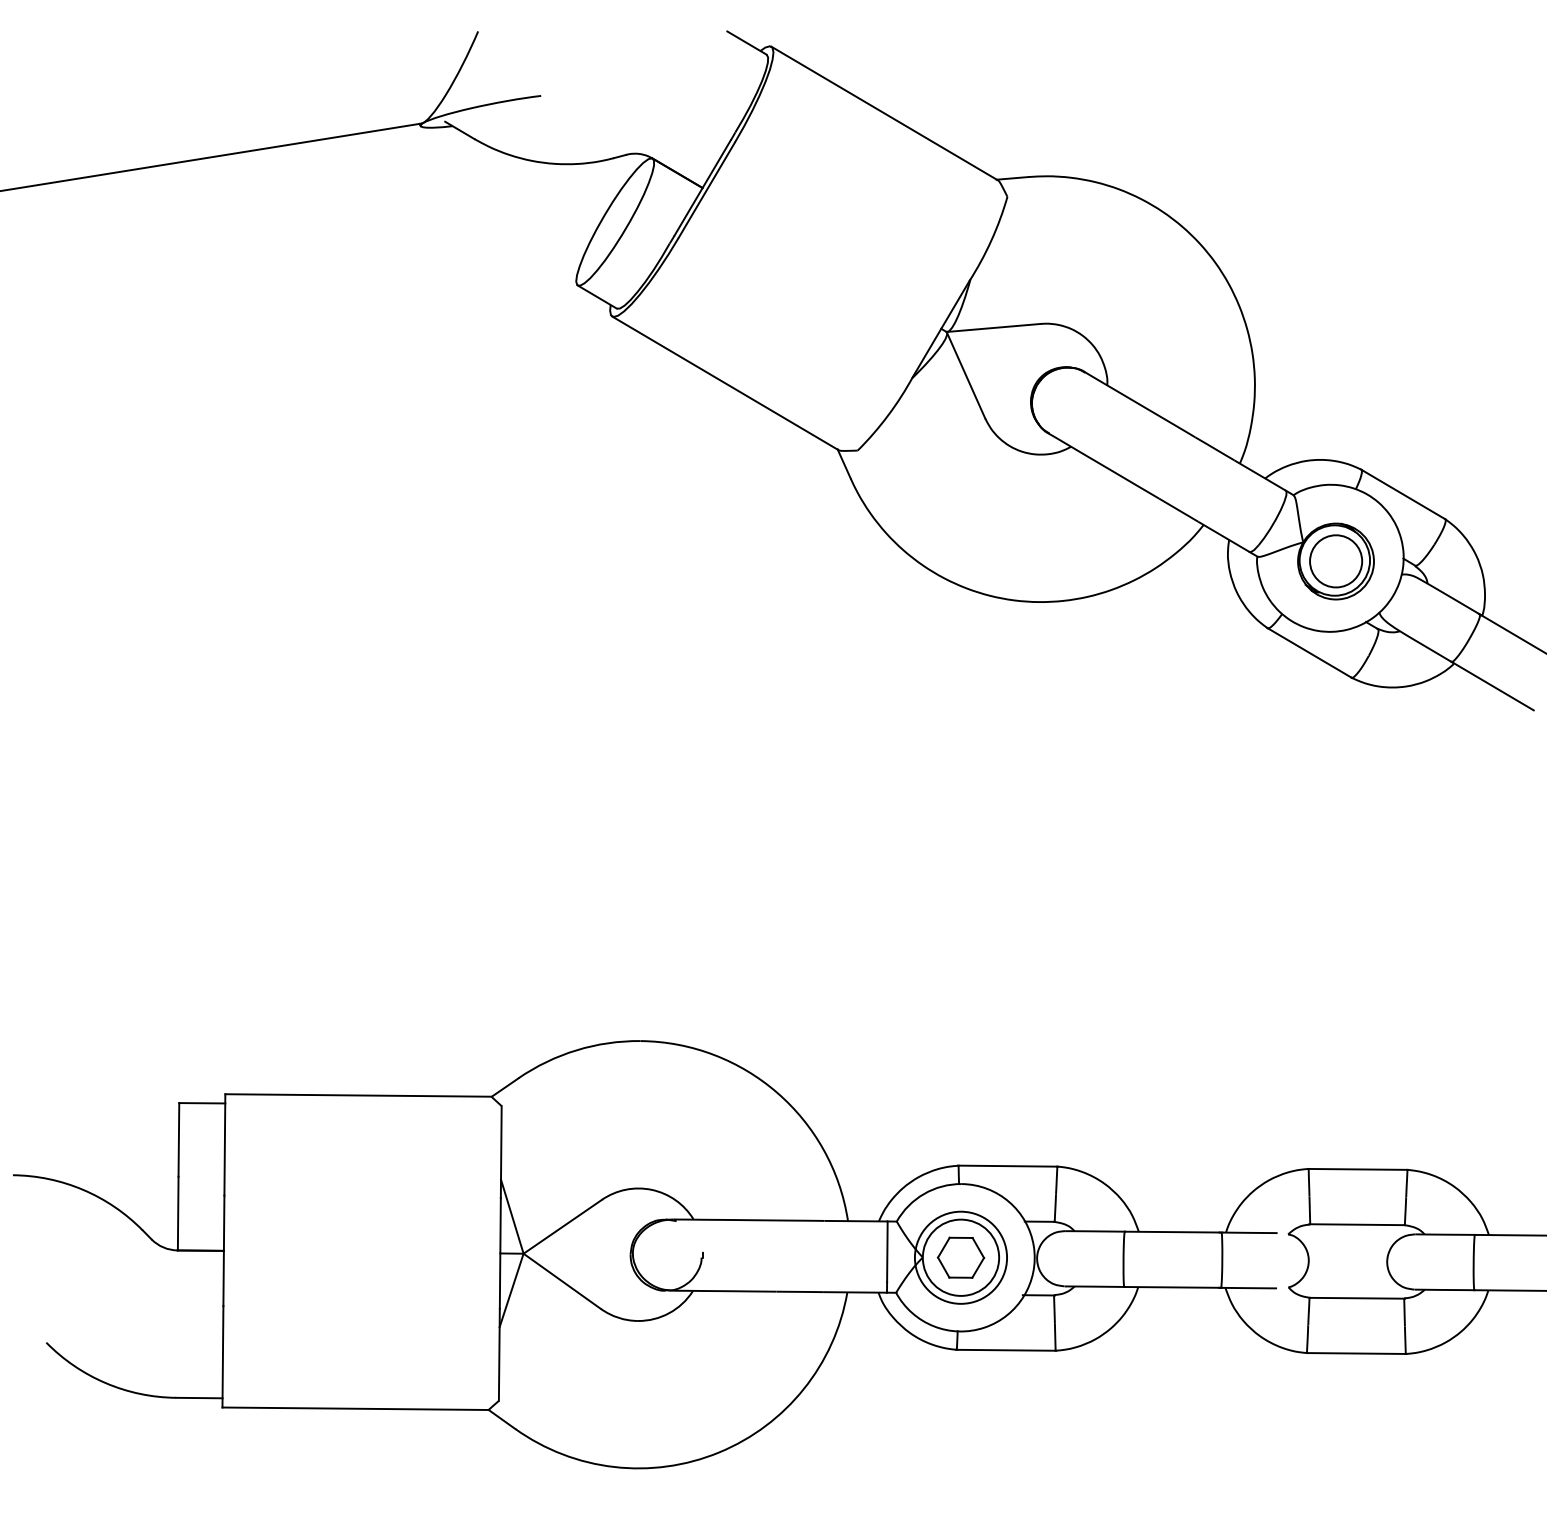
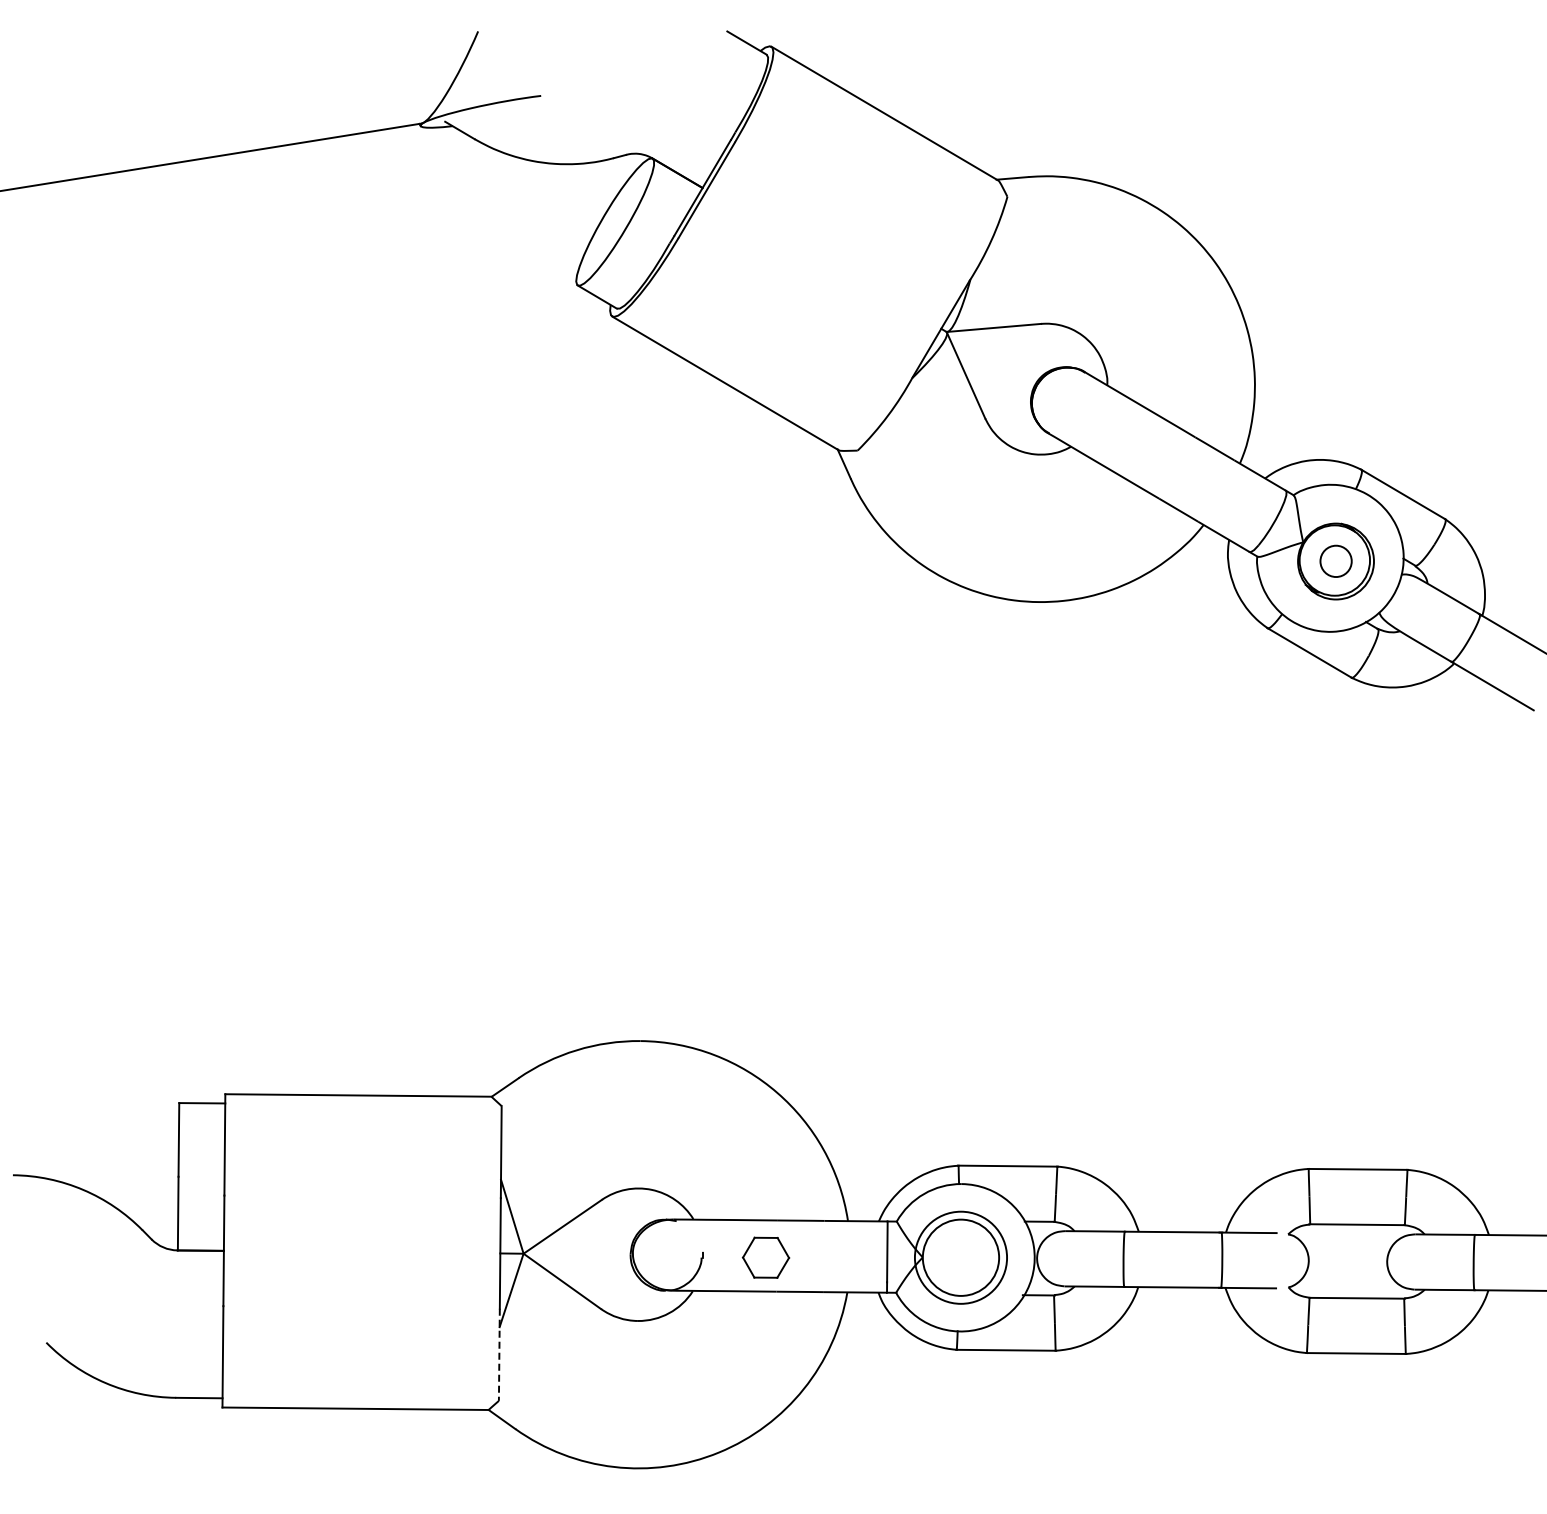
circle diameter: 52 px -> 31 px (1335, 561)
part position: (960, 1257) -> (765, 1257) (765, 1257)
line: solid -> dashed (499, 1355)
